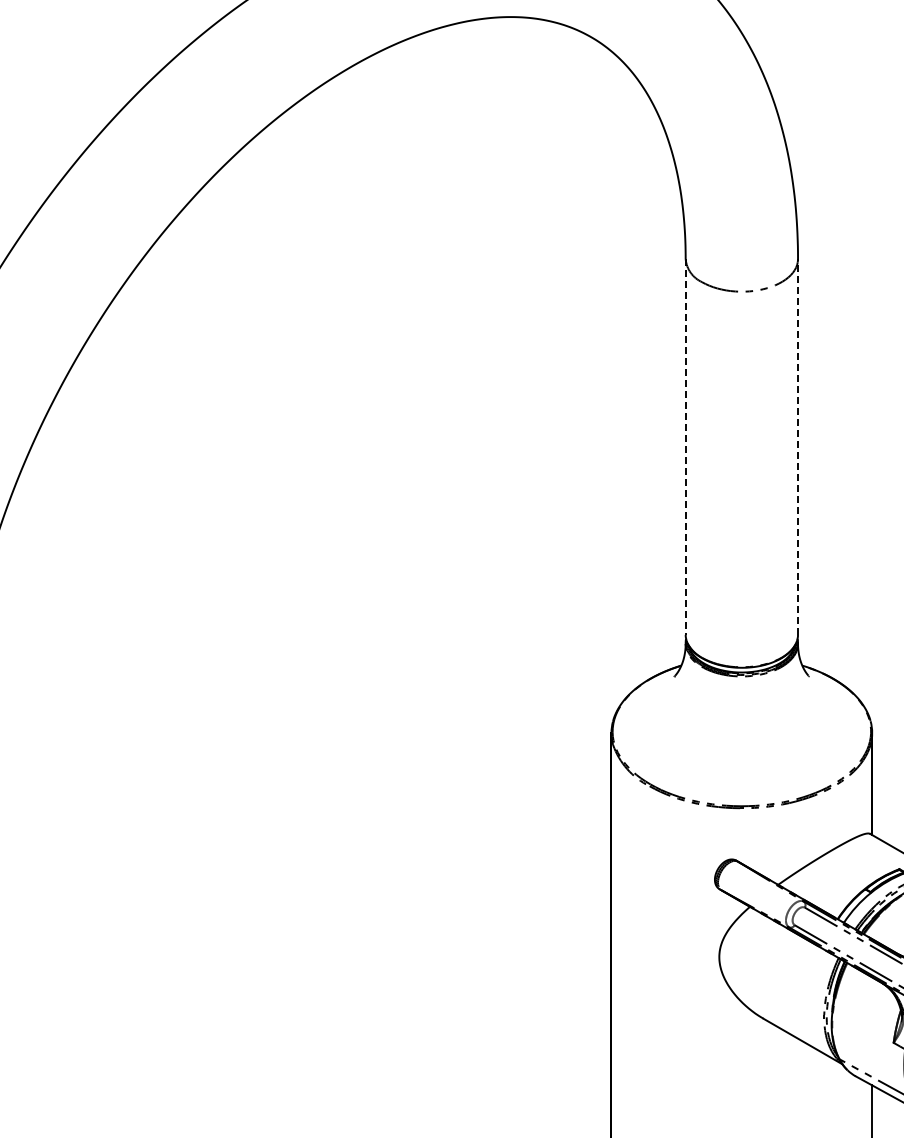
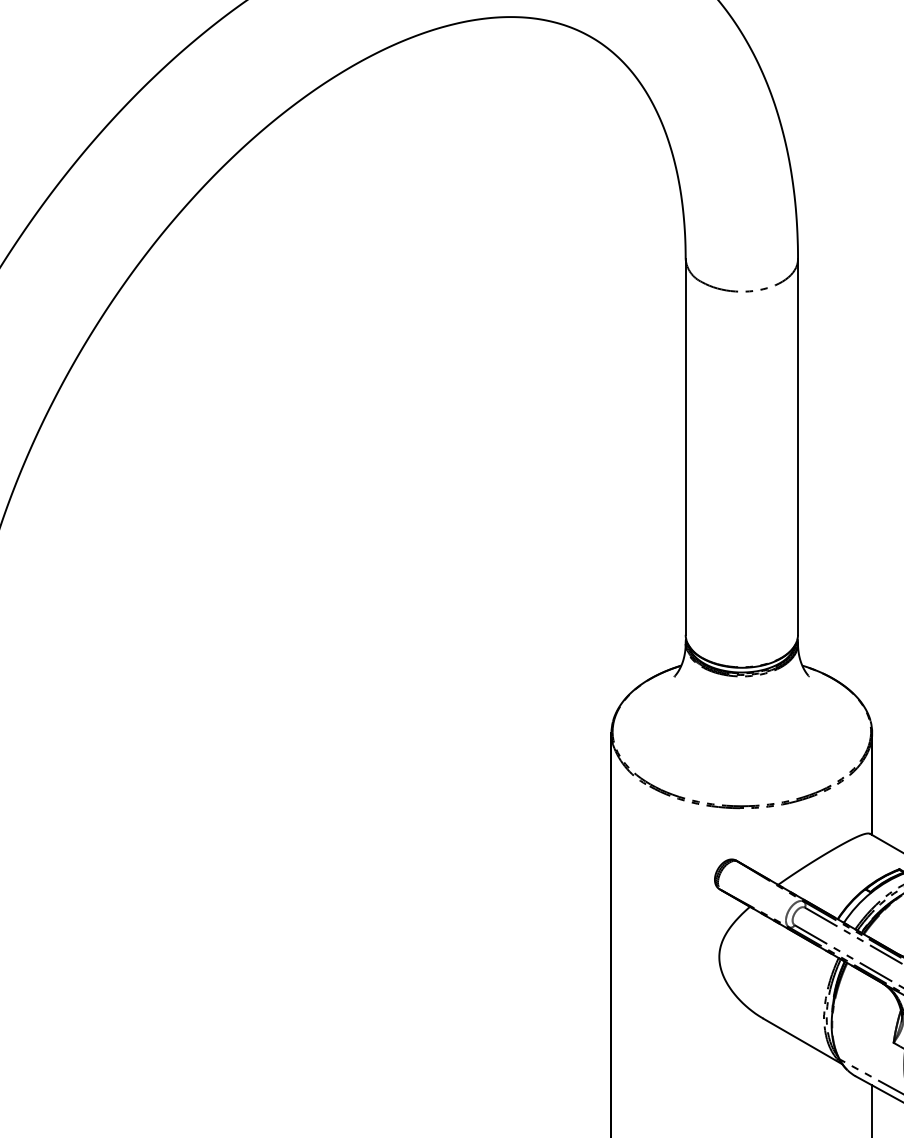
line: dashed -> solid (685, 447)
line: dashed -> solid (798, 447)
